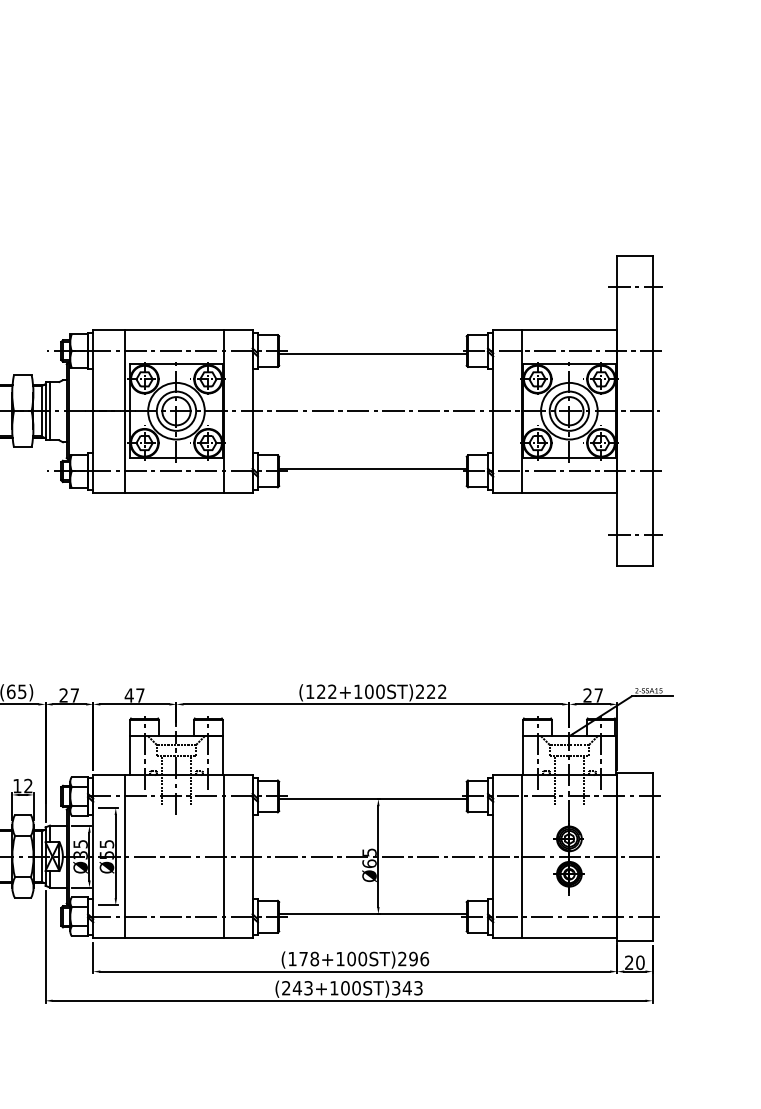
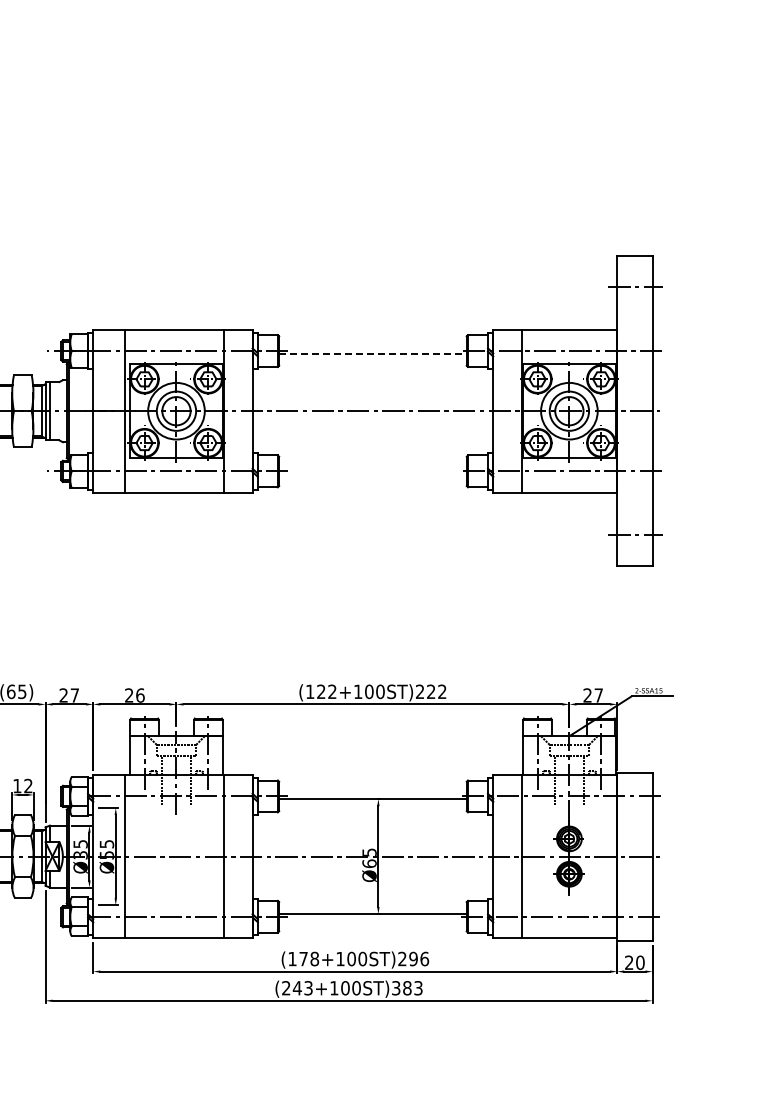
line: solid -> dashed (372, 353)
line: present -> none (372, 468)
text: 47 -> 26 (134, 695)
text: (243+100ST)343 -> (243+100ST)383 (406, 988)
